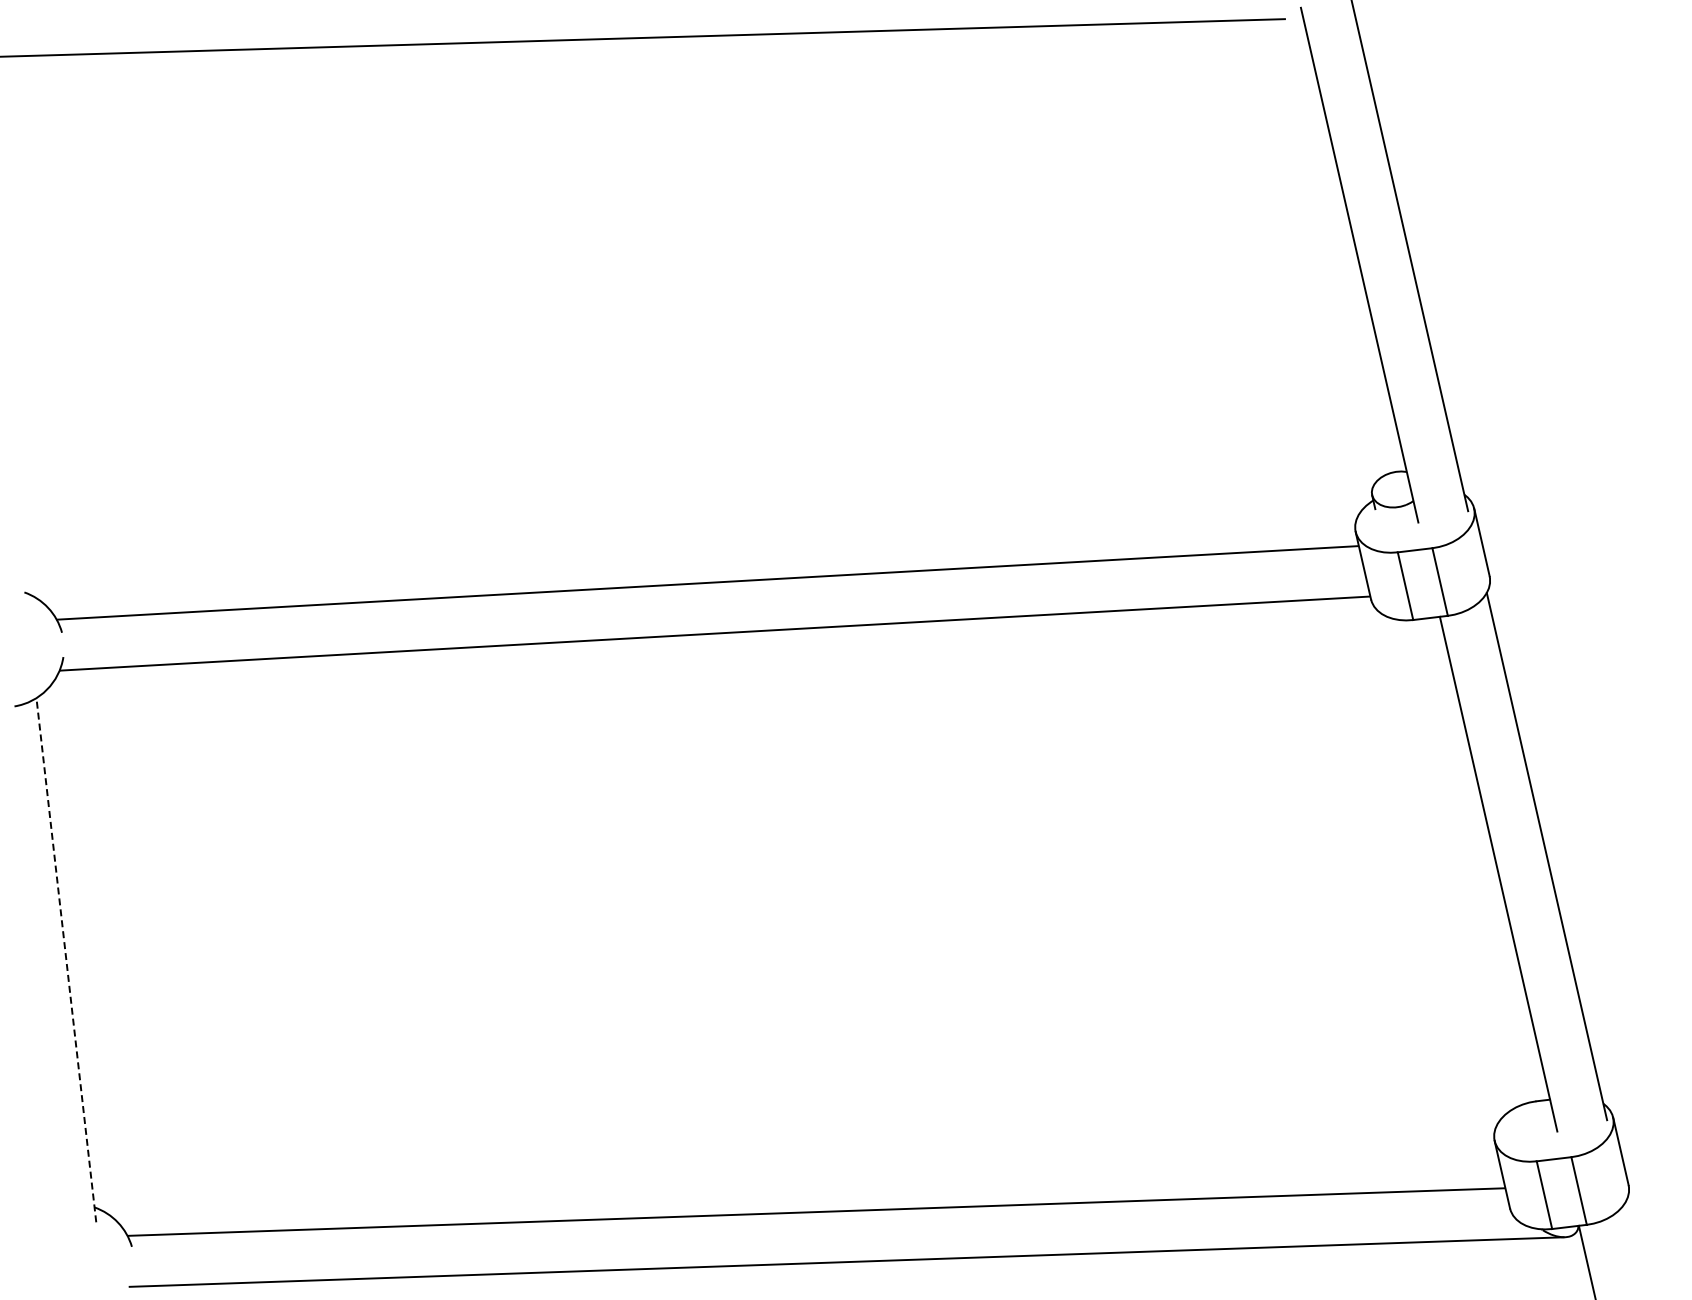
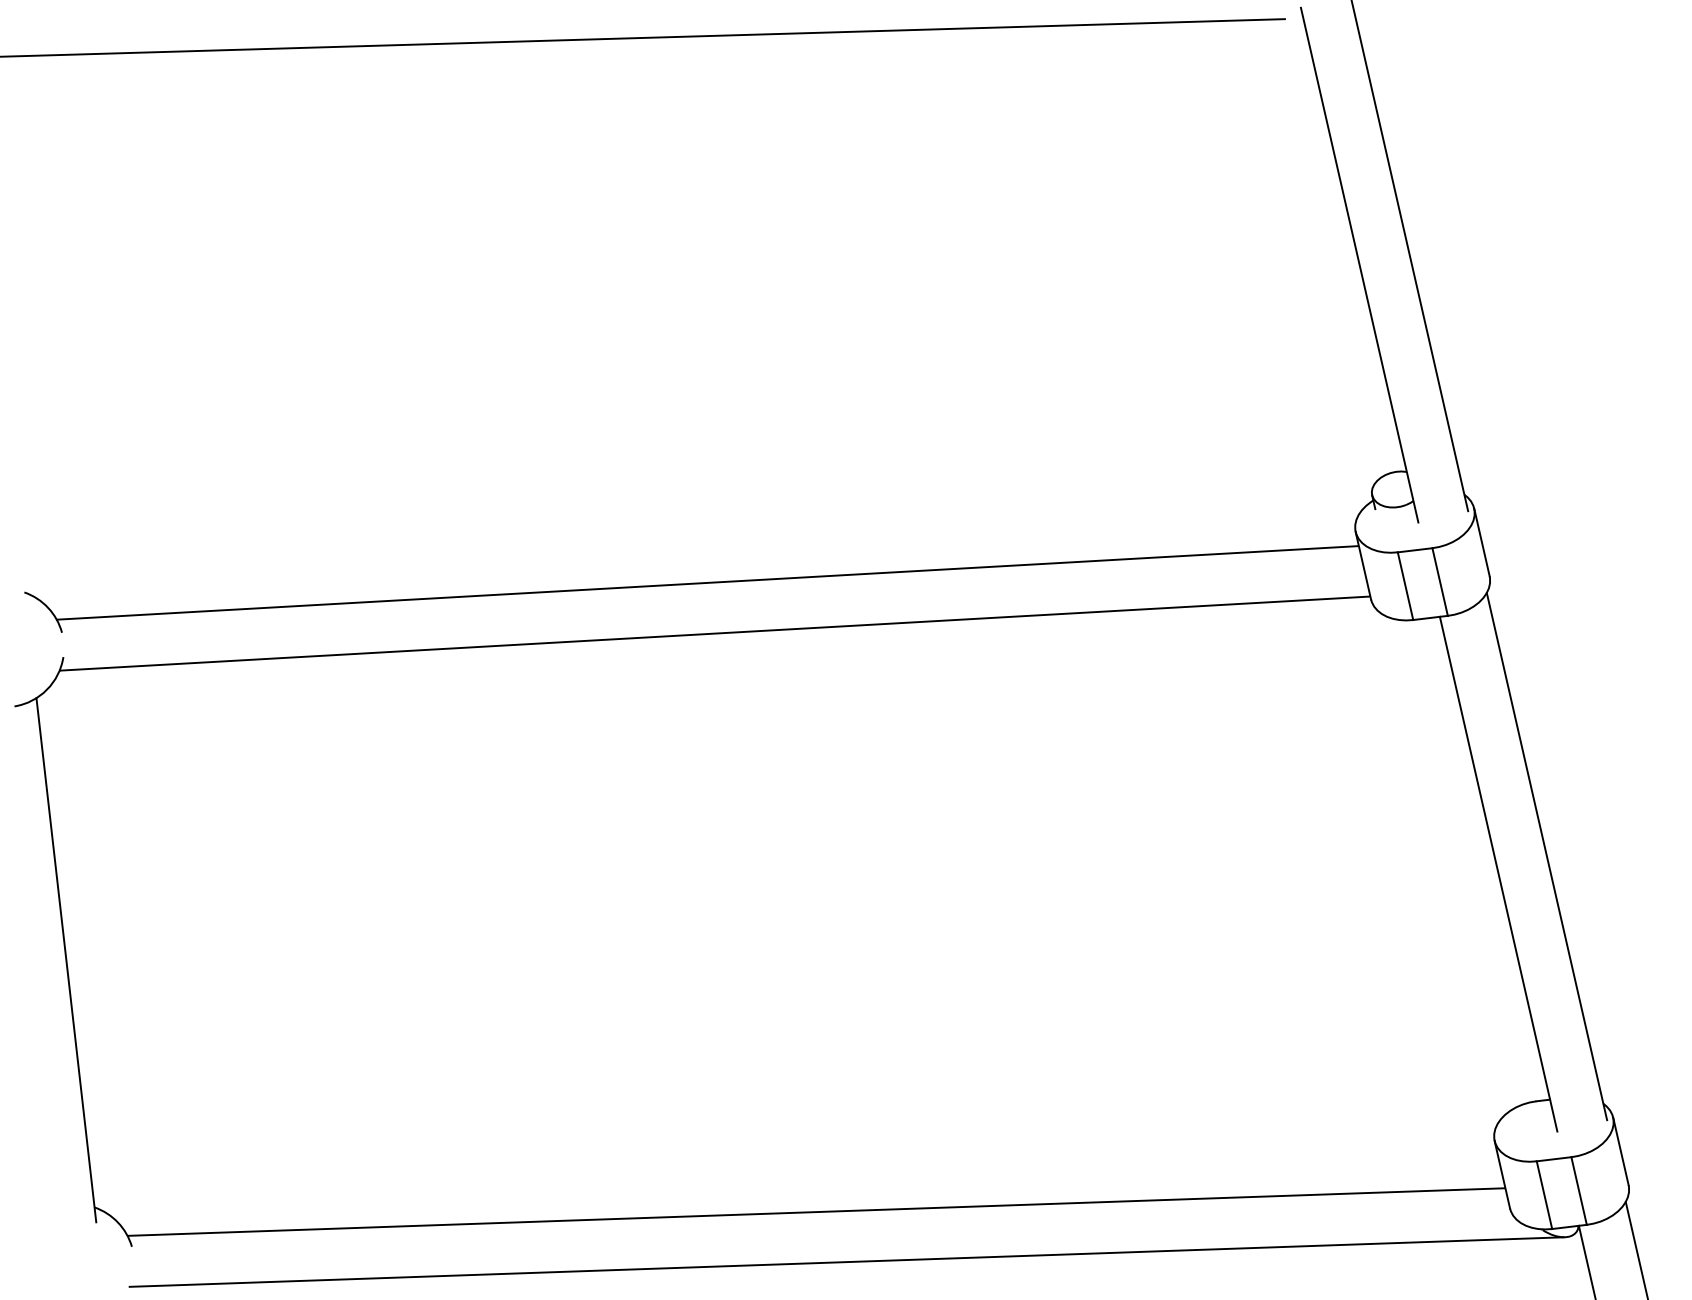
line: dashed -> solid (66, 960)
line: none -> present (1636, 1248)
